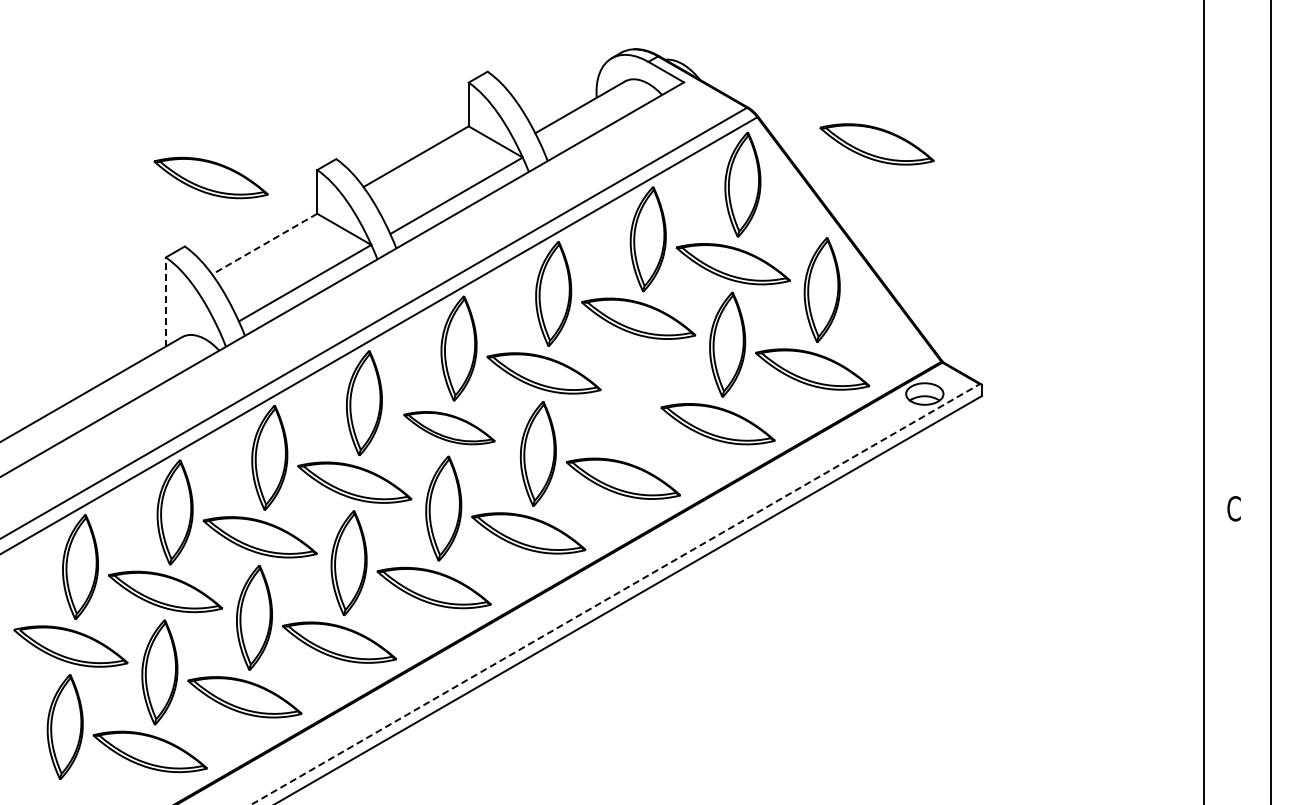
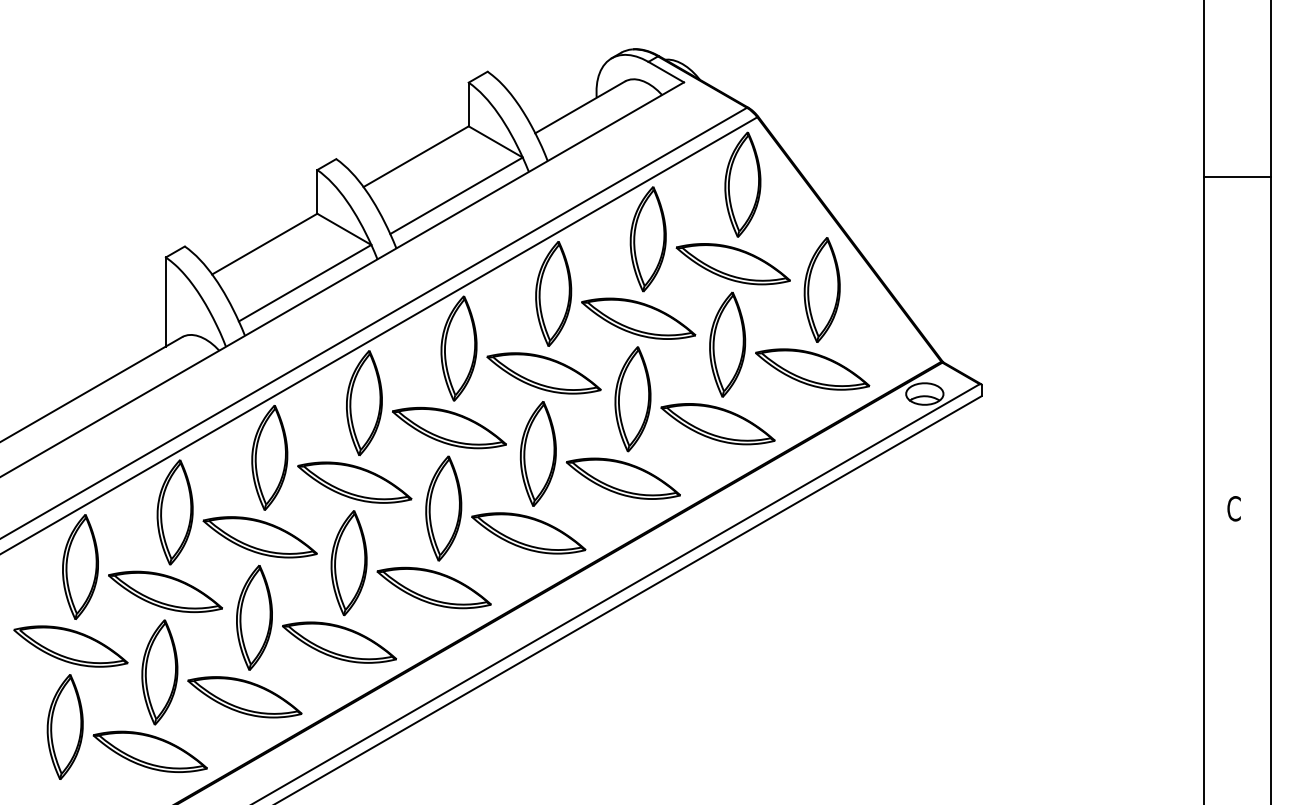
part: present -> none (876, 144)
part: present -> none (210, 177)
line: none -> present (1236, 177)
line: dashed -> solid (264, 244)
line: dashed -> solid (165, 301)
part: none -> present (632, 399)
part size: 93x35 px -> 115x43 px (449, 428)
line: dashed -> solid (616, 594)
